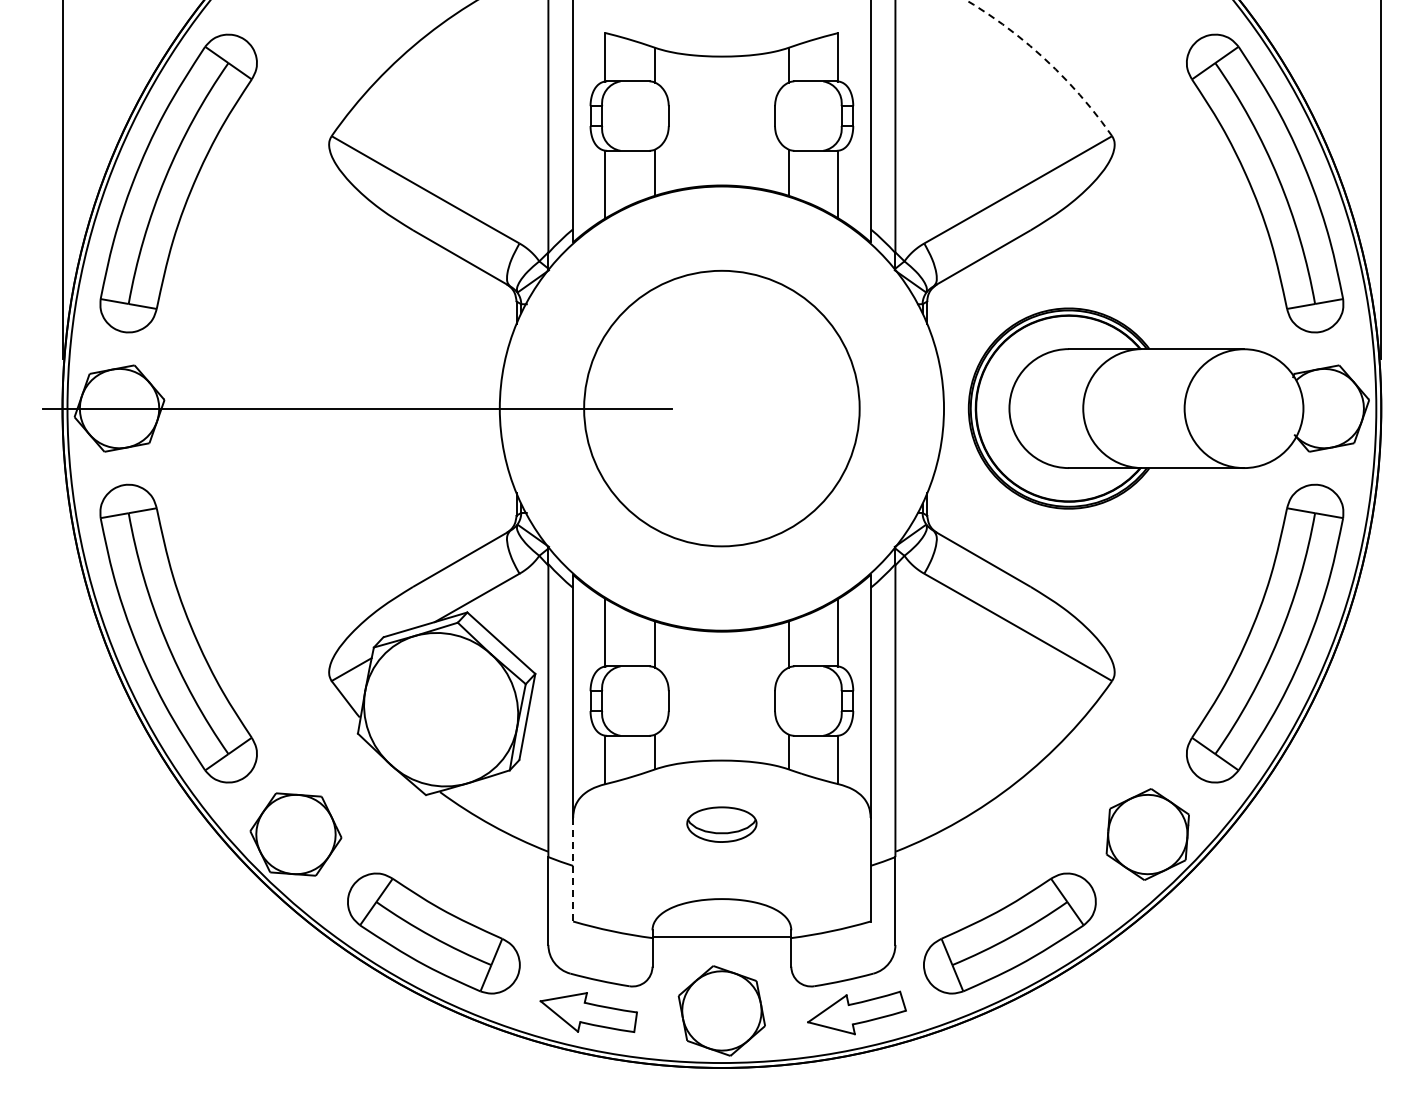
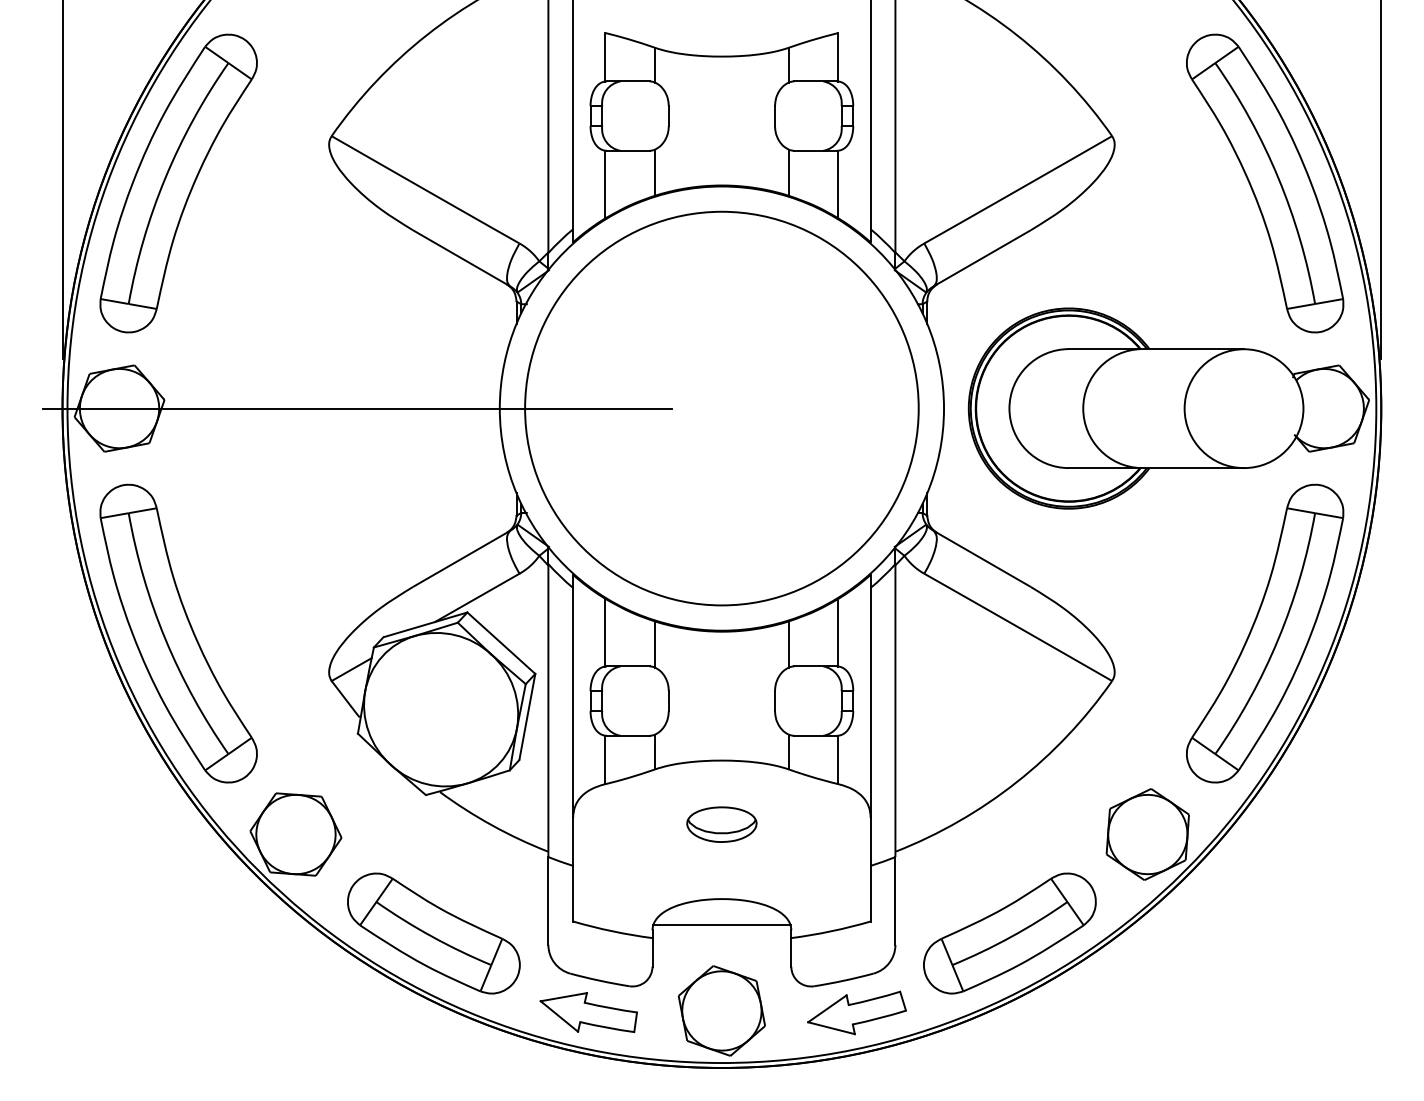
arc: dashed -> solid (1045, 60)
circle diameter: 276 px -> 394 px (721, 408)
line: dashed -> solid (573, 869)
line position: (721, 937) -> (721, 925) (721, 925)
